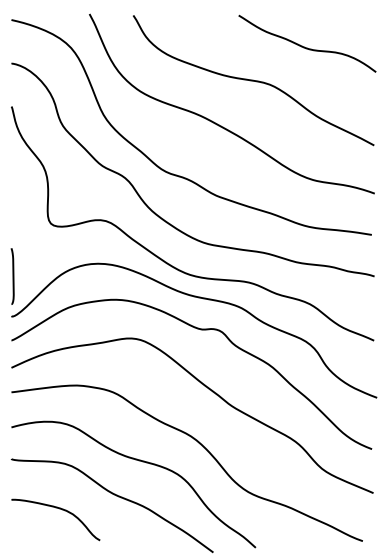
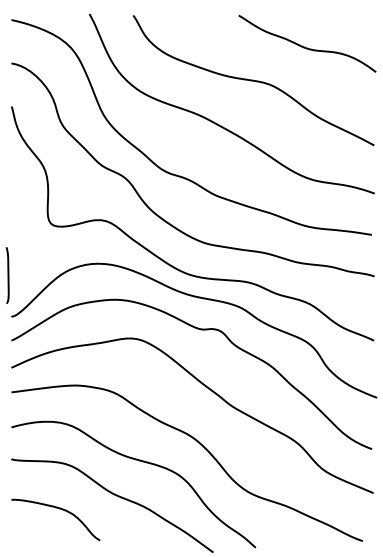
curve position: (12, 276) -> (7, 275) (7, 275)
